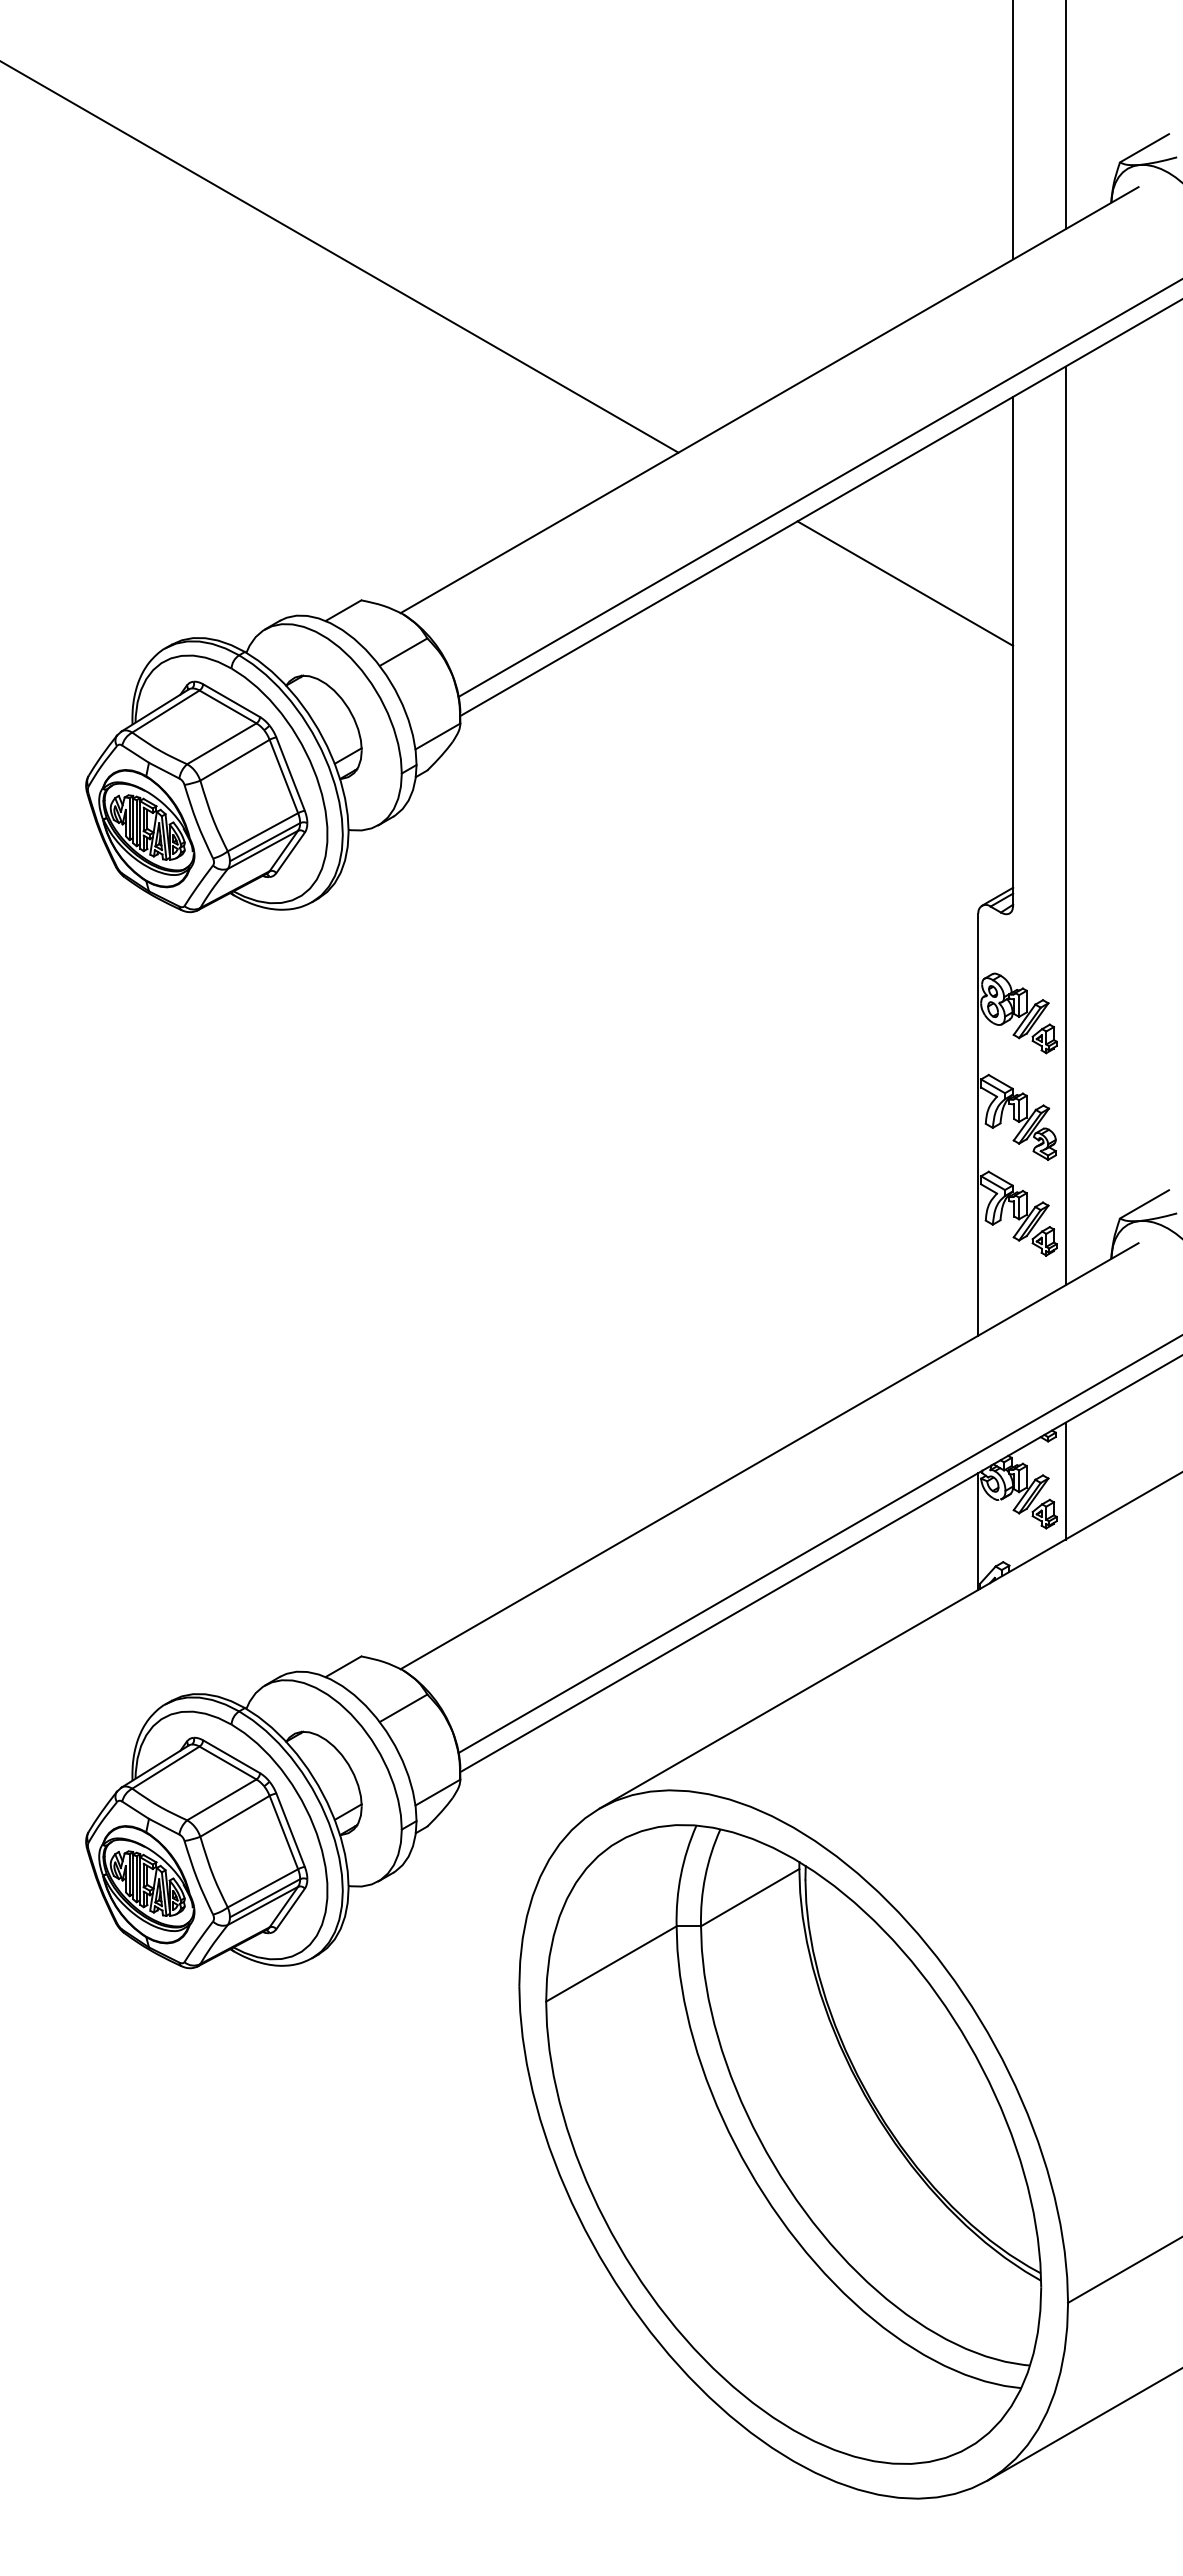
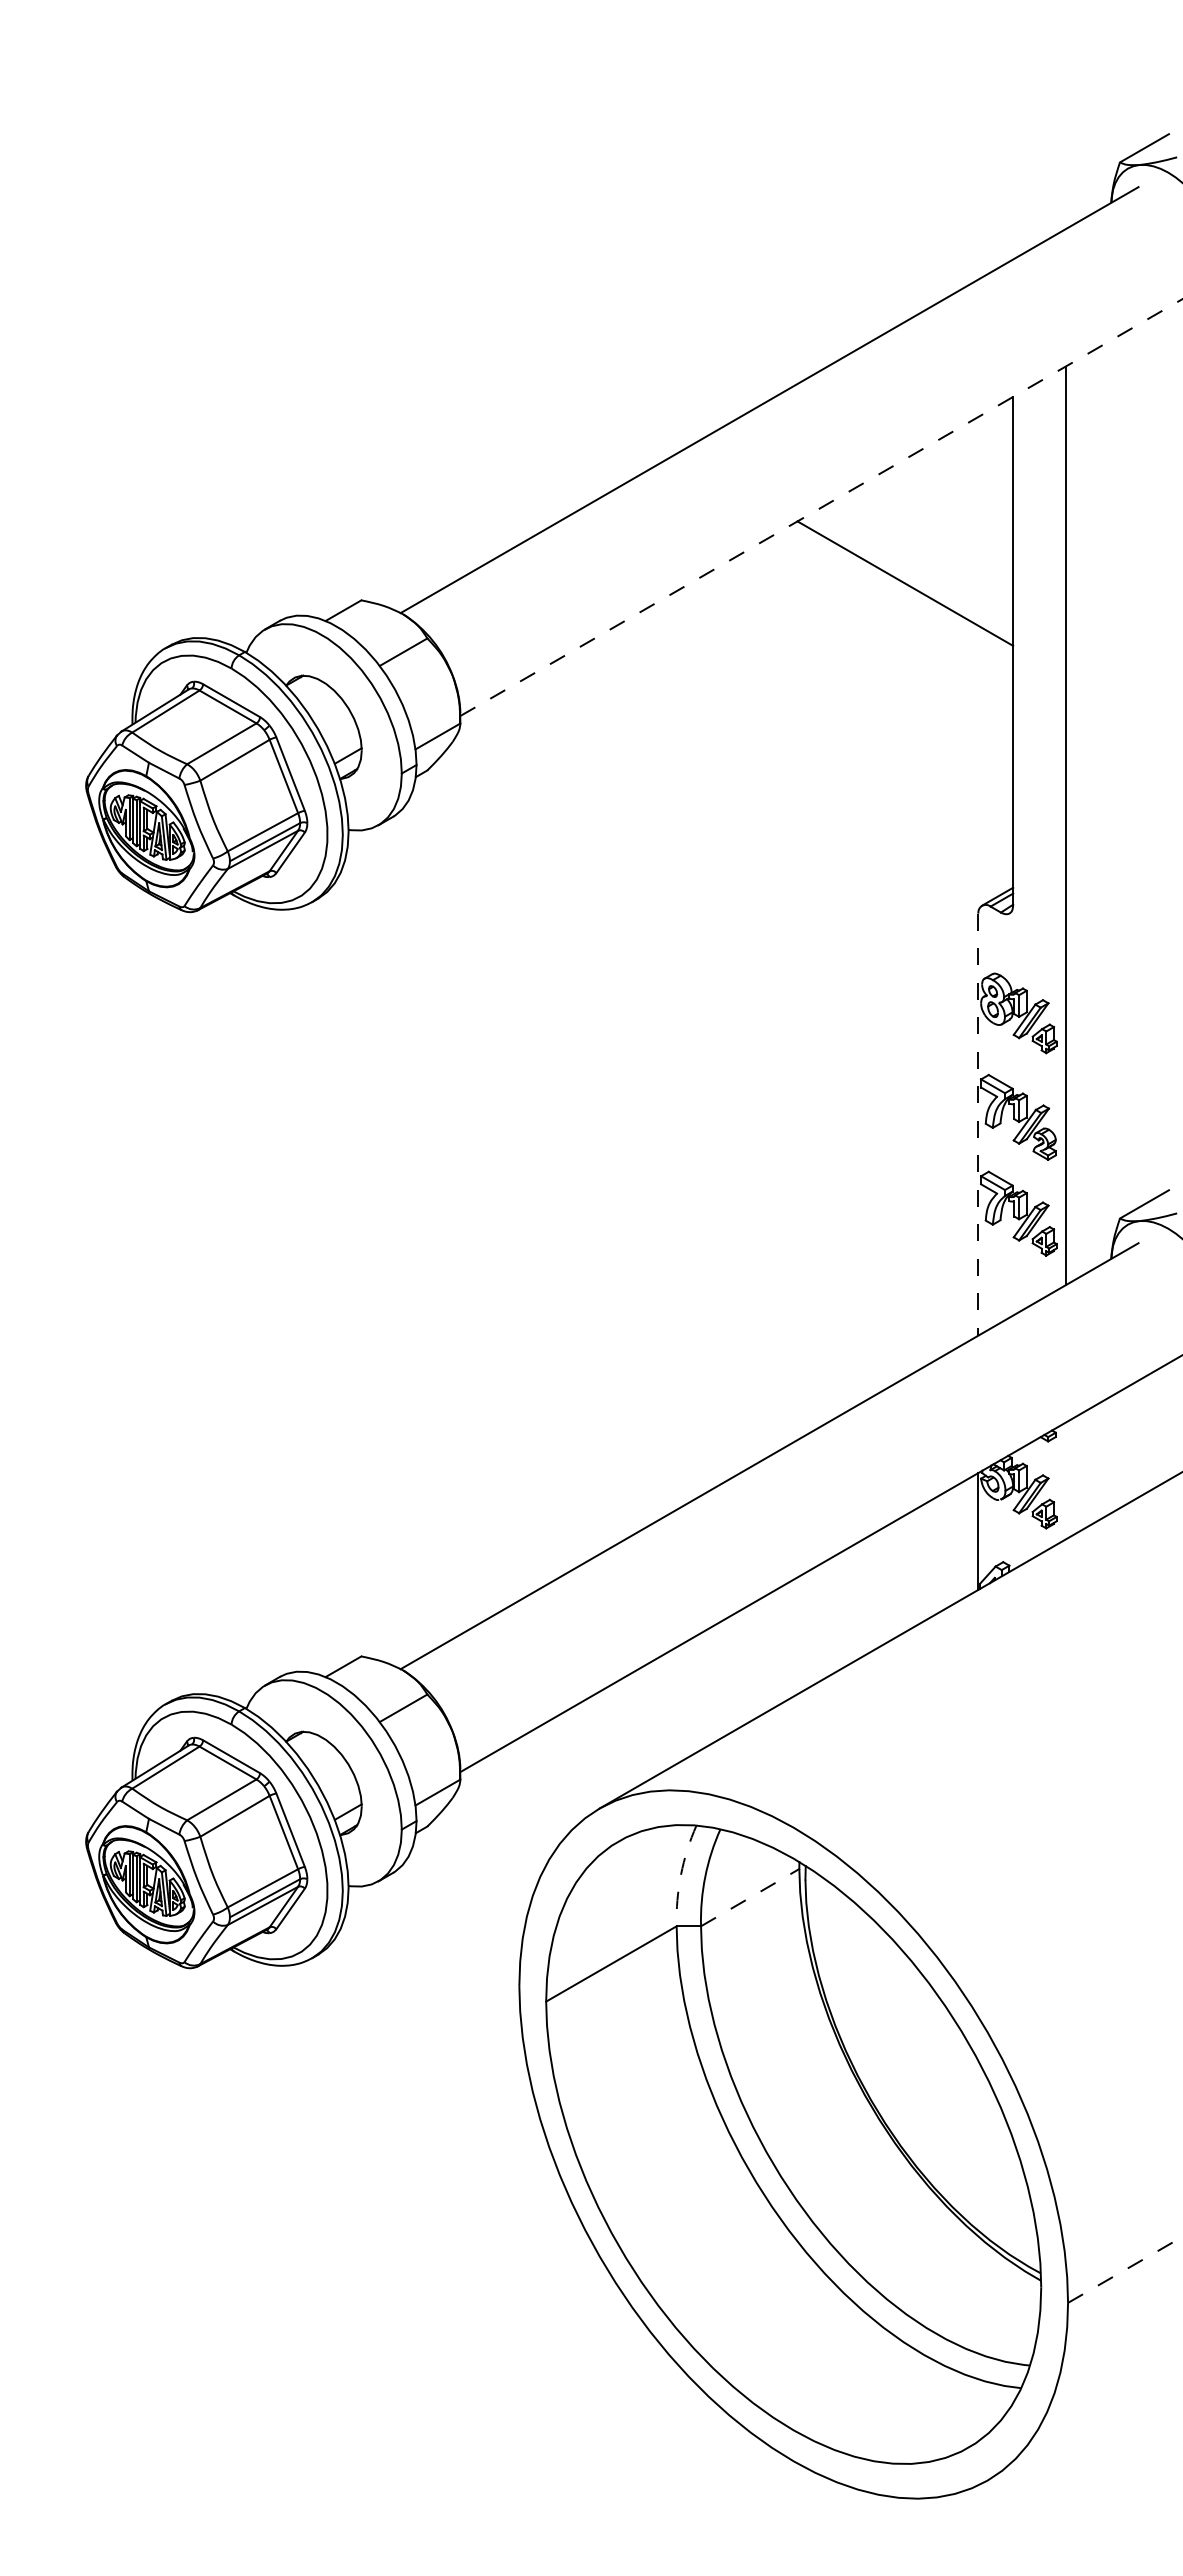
line: present -> none (1065, 115)
line: present -> none (1013, 130)
line: present -> none (340, 257)
line: present -> none (818, 488)
line: solid -> dashed (821, 507)
line: solid -> dashed (978, 1124)
line: present -> none (1065, 1480)
line: present -> none (818, 1544)
arc: solid -> dashed (681, 1874)
line: solid -> dashed (750, 1897)
line: solid -> dashed (1125, 2269)
line: present -> none (1083, 2424)
